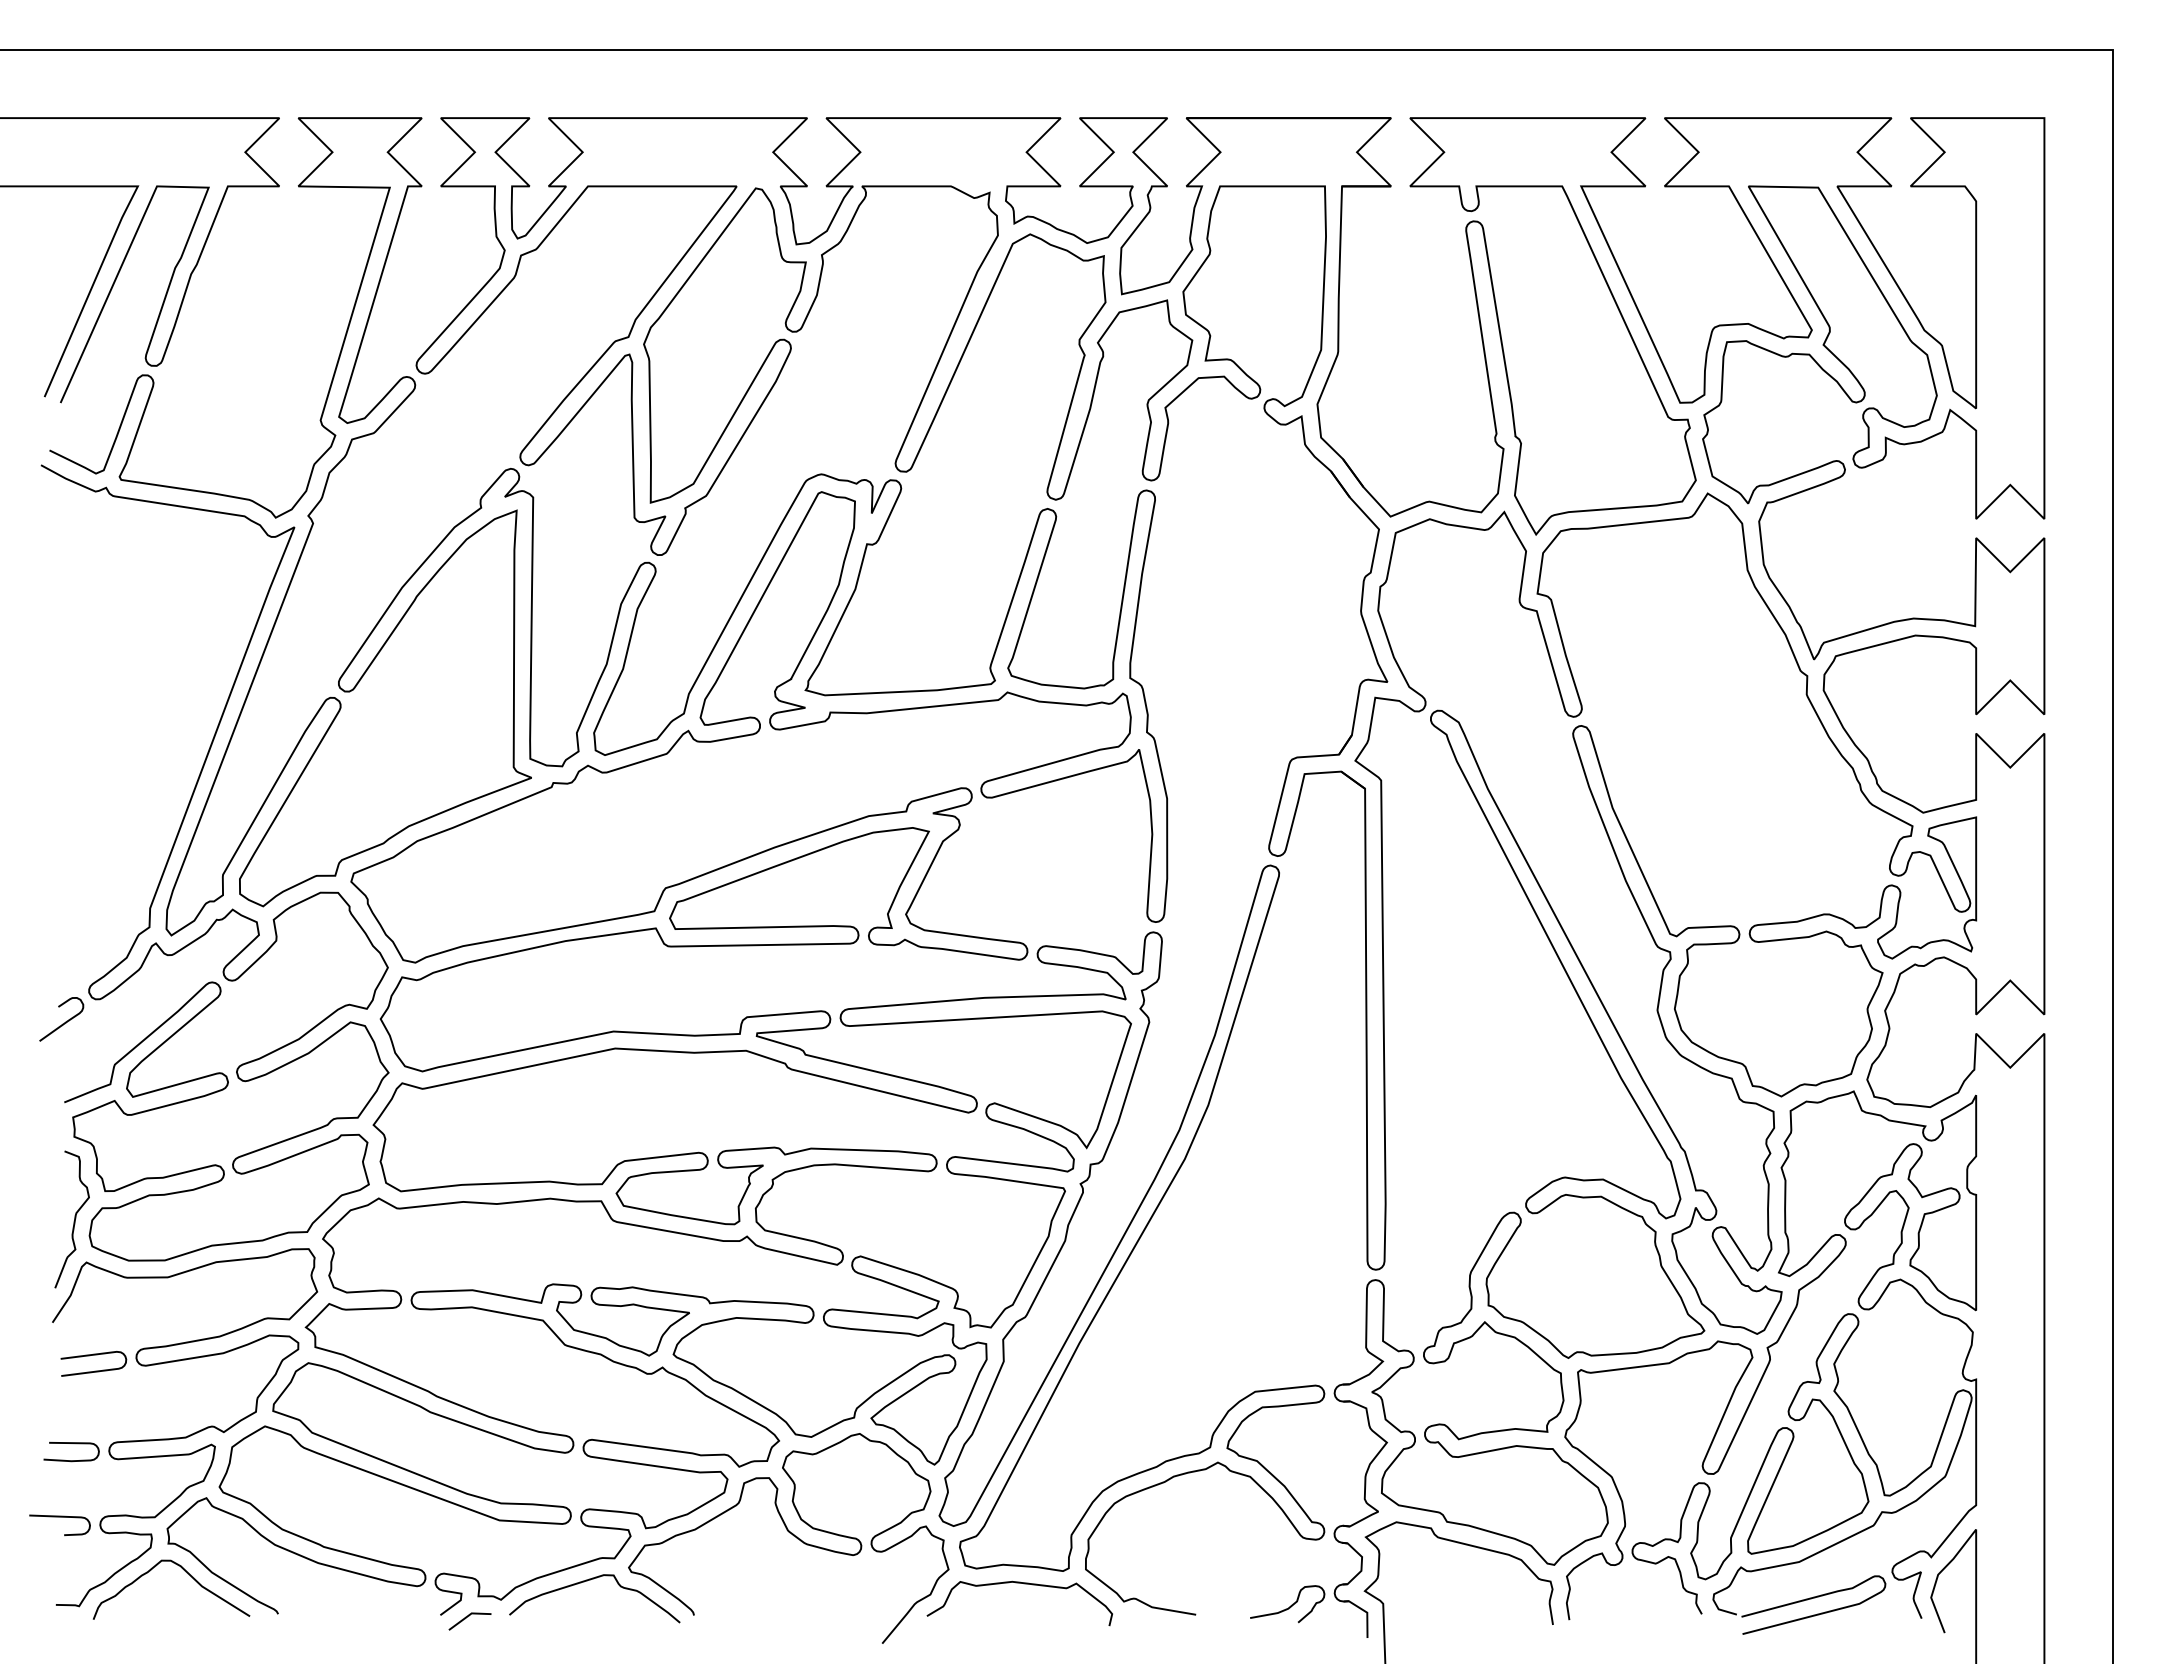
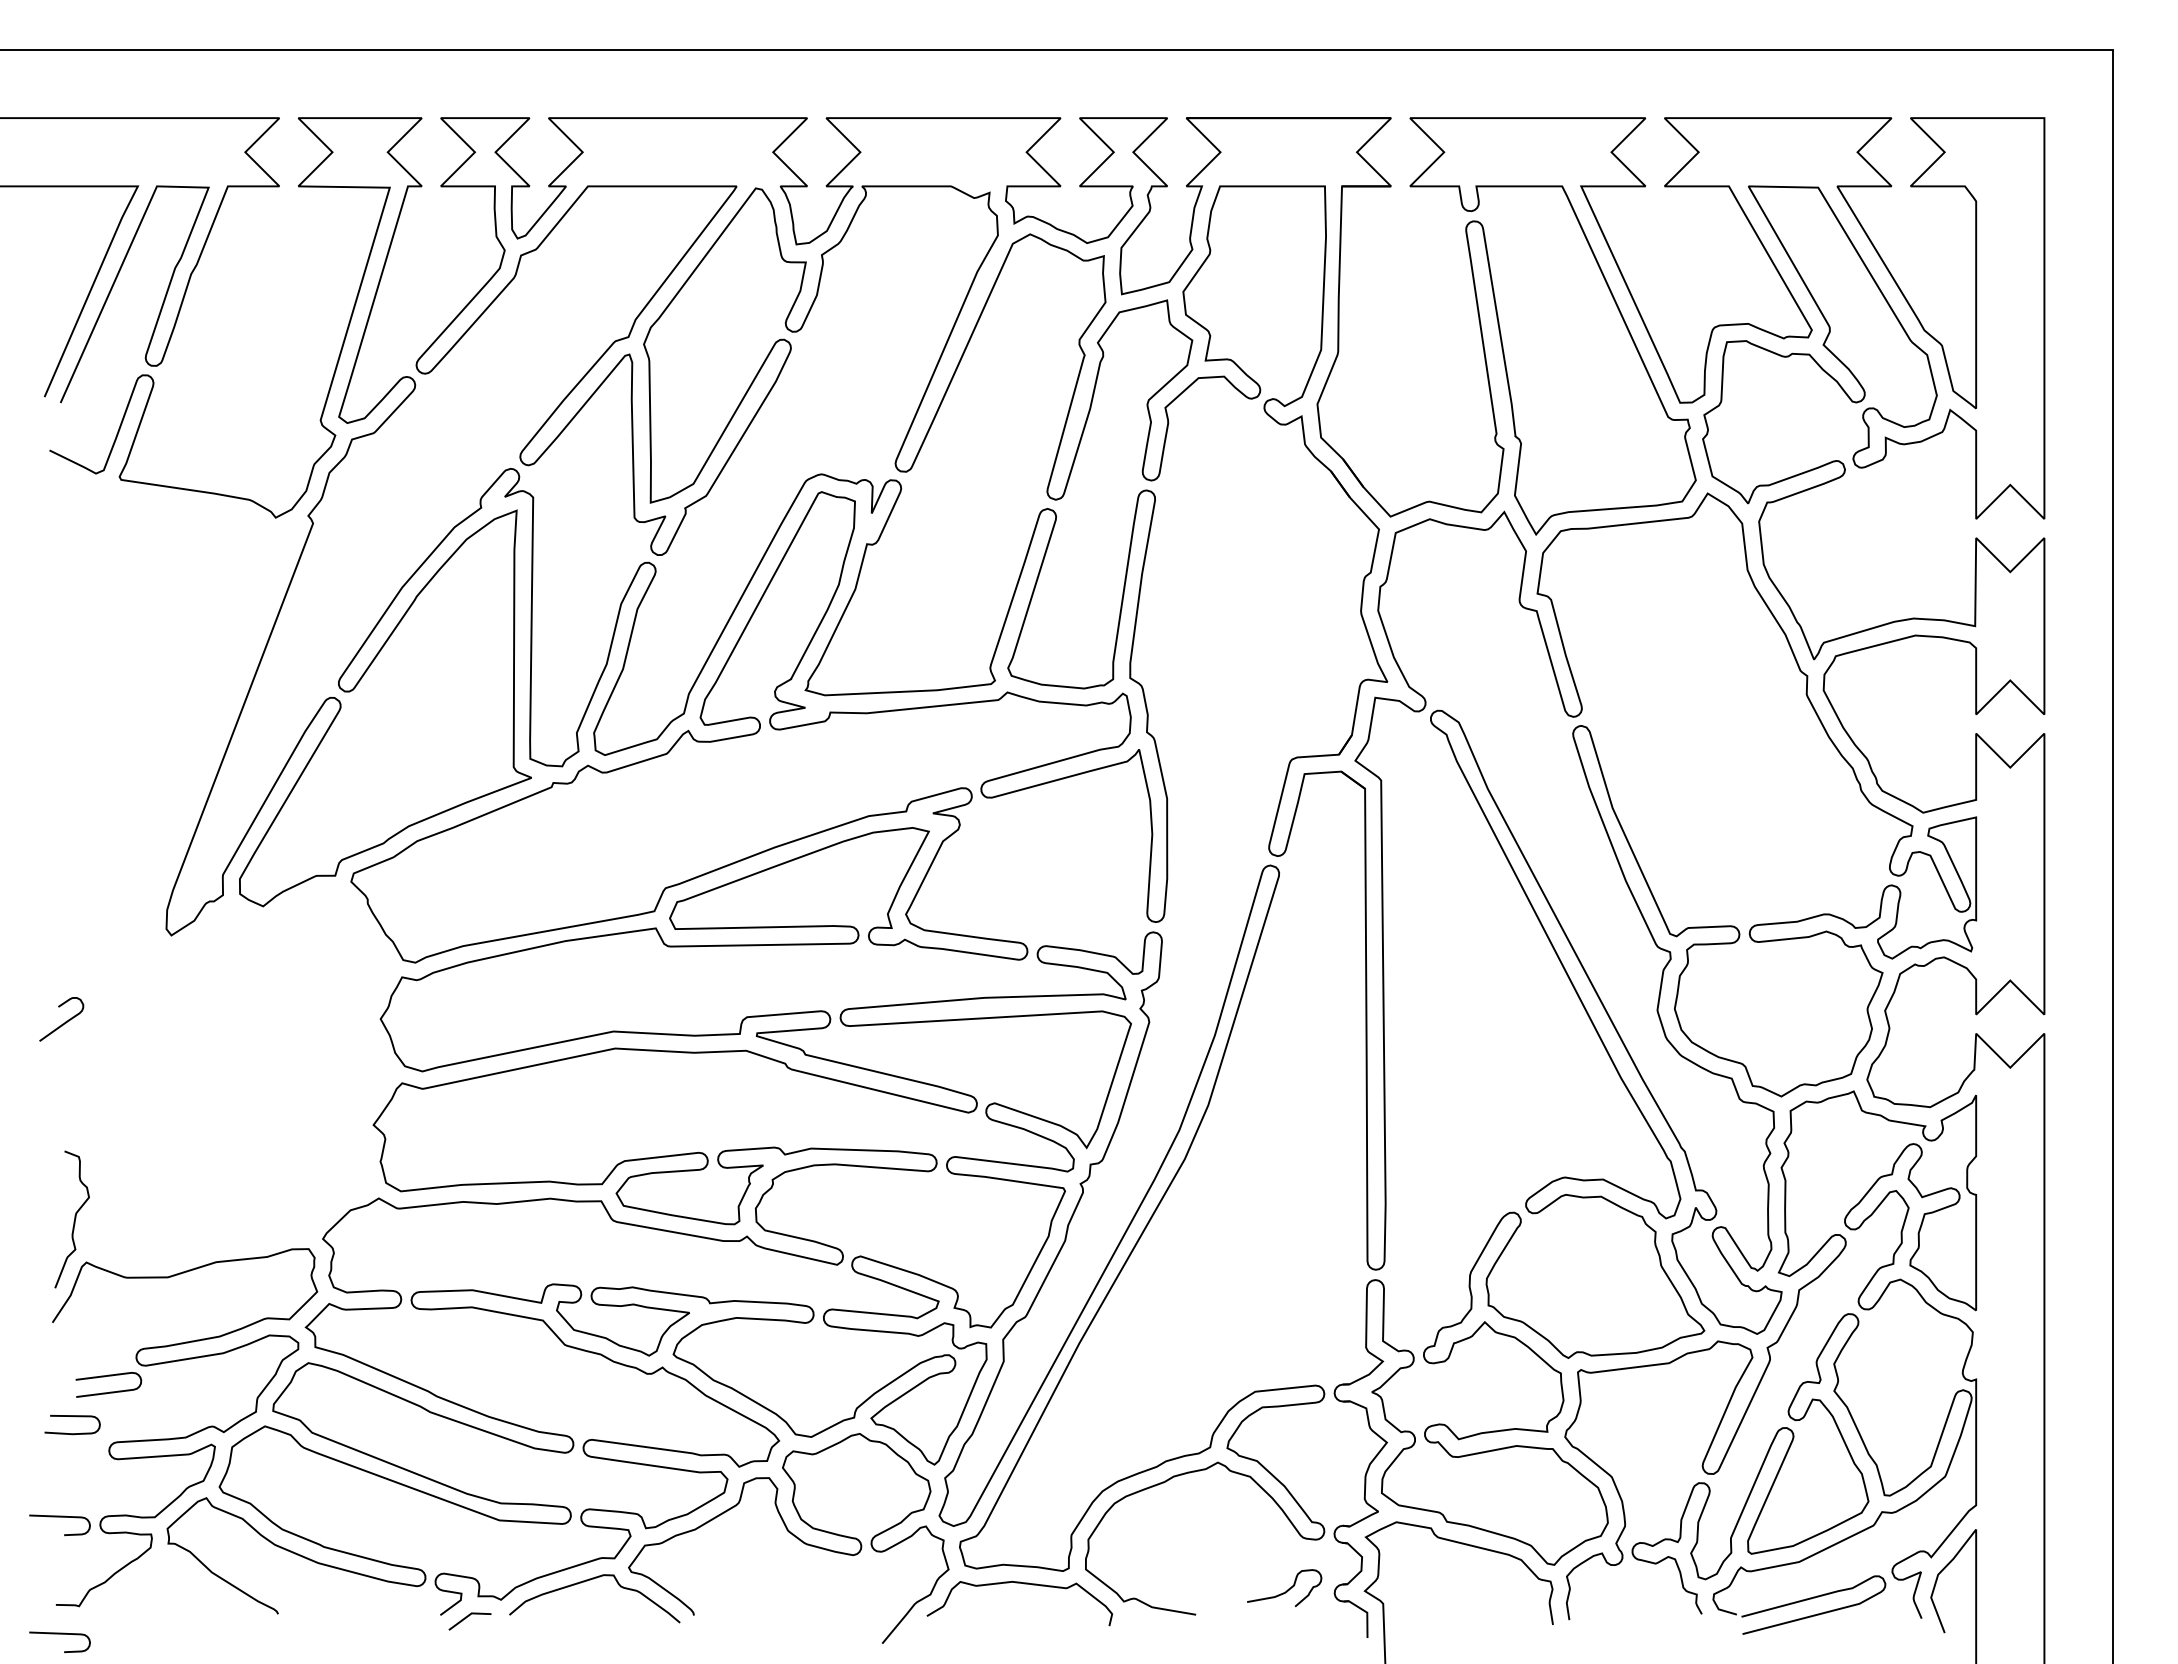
curve: present -> none (173, 849)
curve position: (94, 1370) -> (109, 1391) (109, 1391)
curve position: (74, 1444) -> (75, 1417) (75, 1417)
curve: present -> none (185, 1572)
curve position: (1289, 1606) -> (1286, 1590) (1286, 1590)
curve: none -> present (59, 1634)
